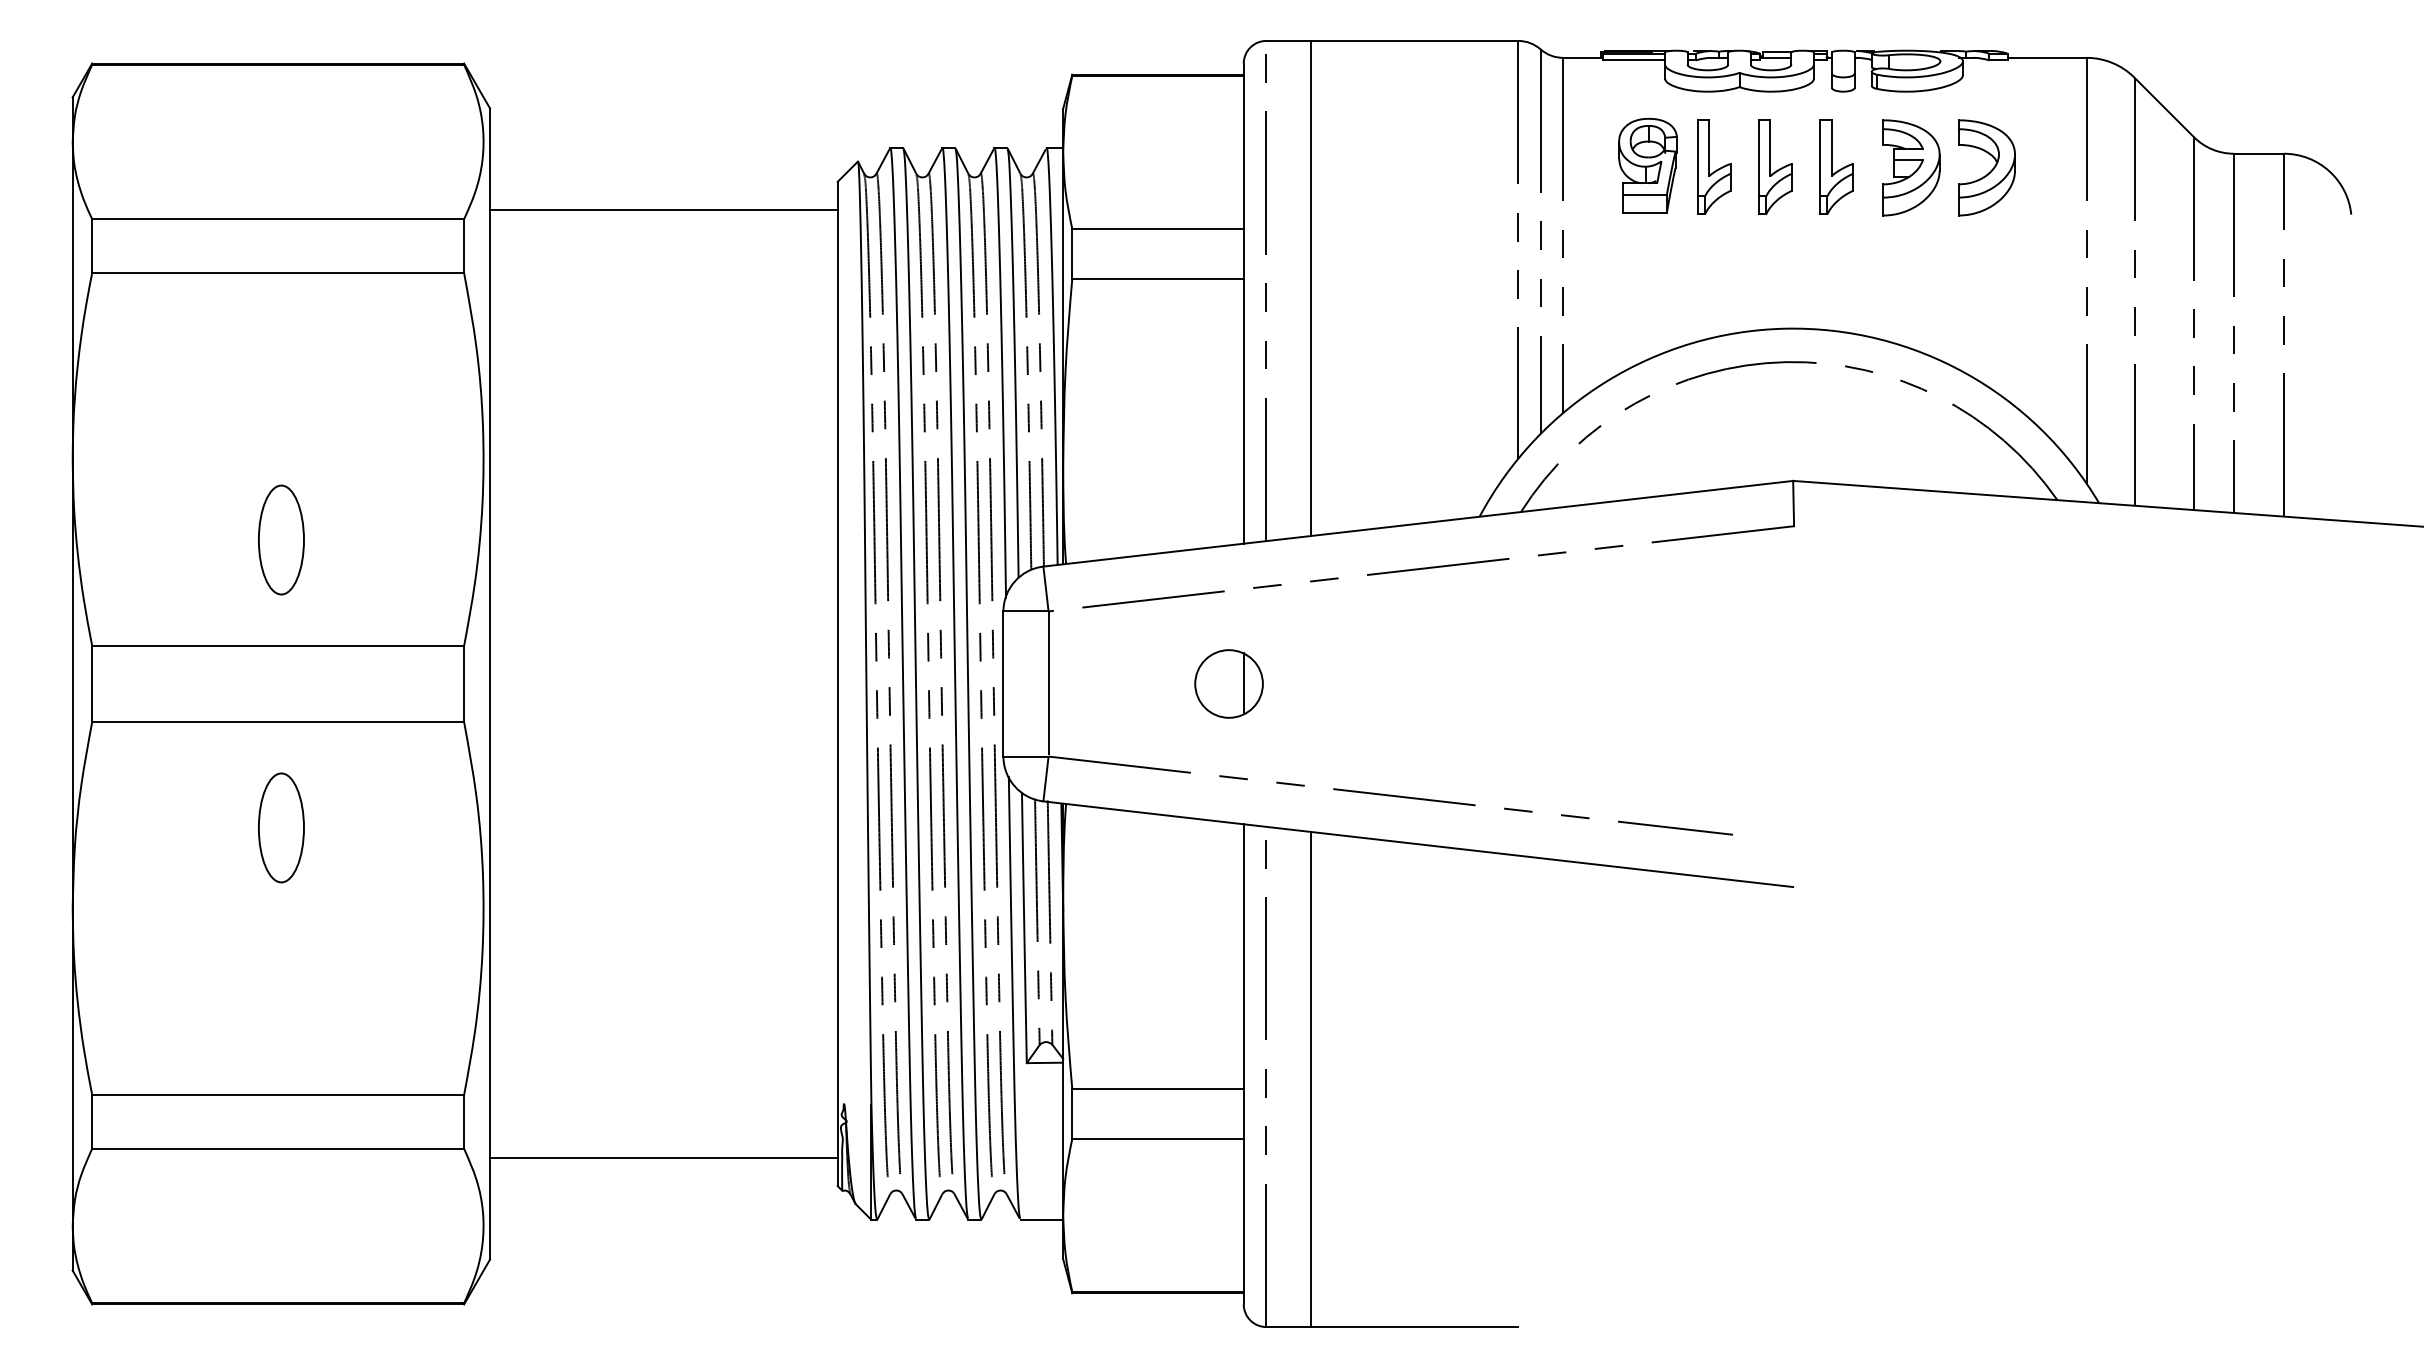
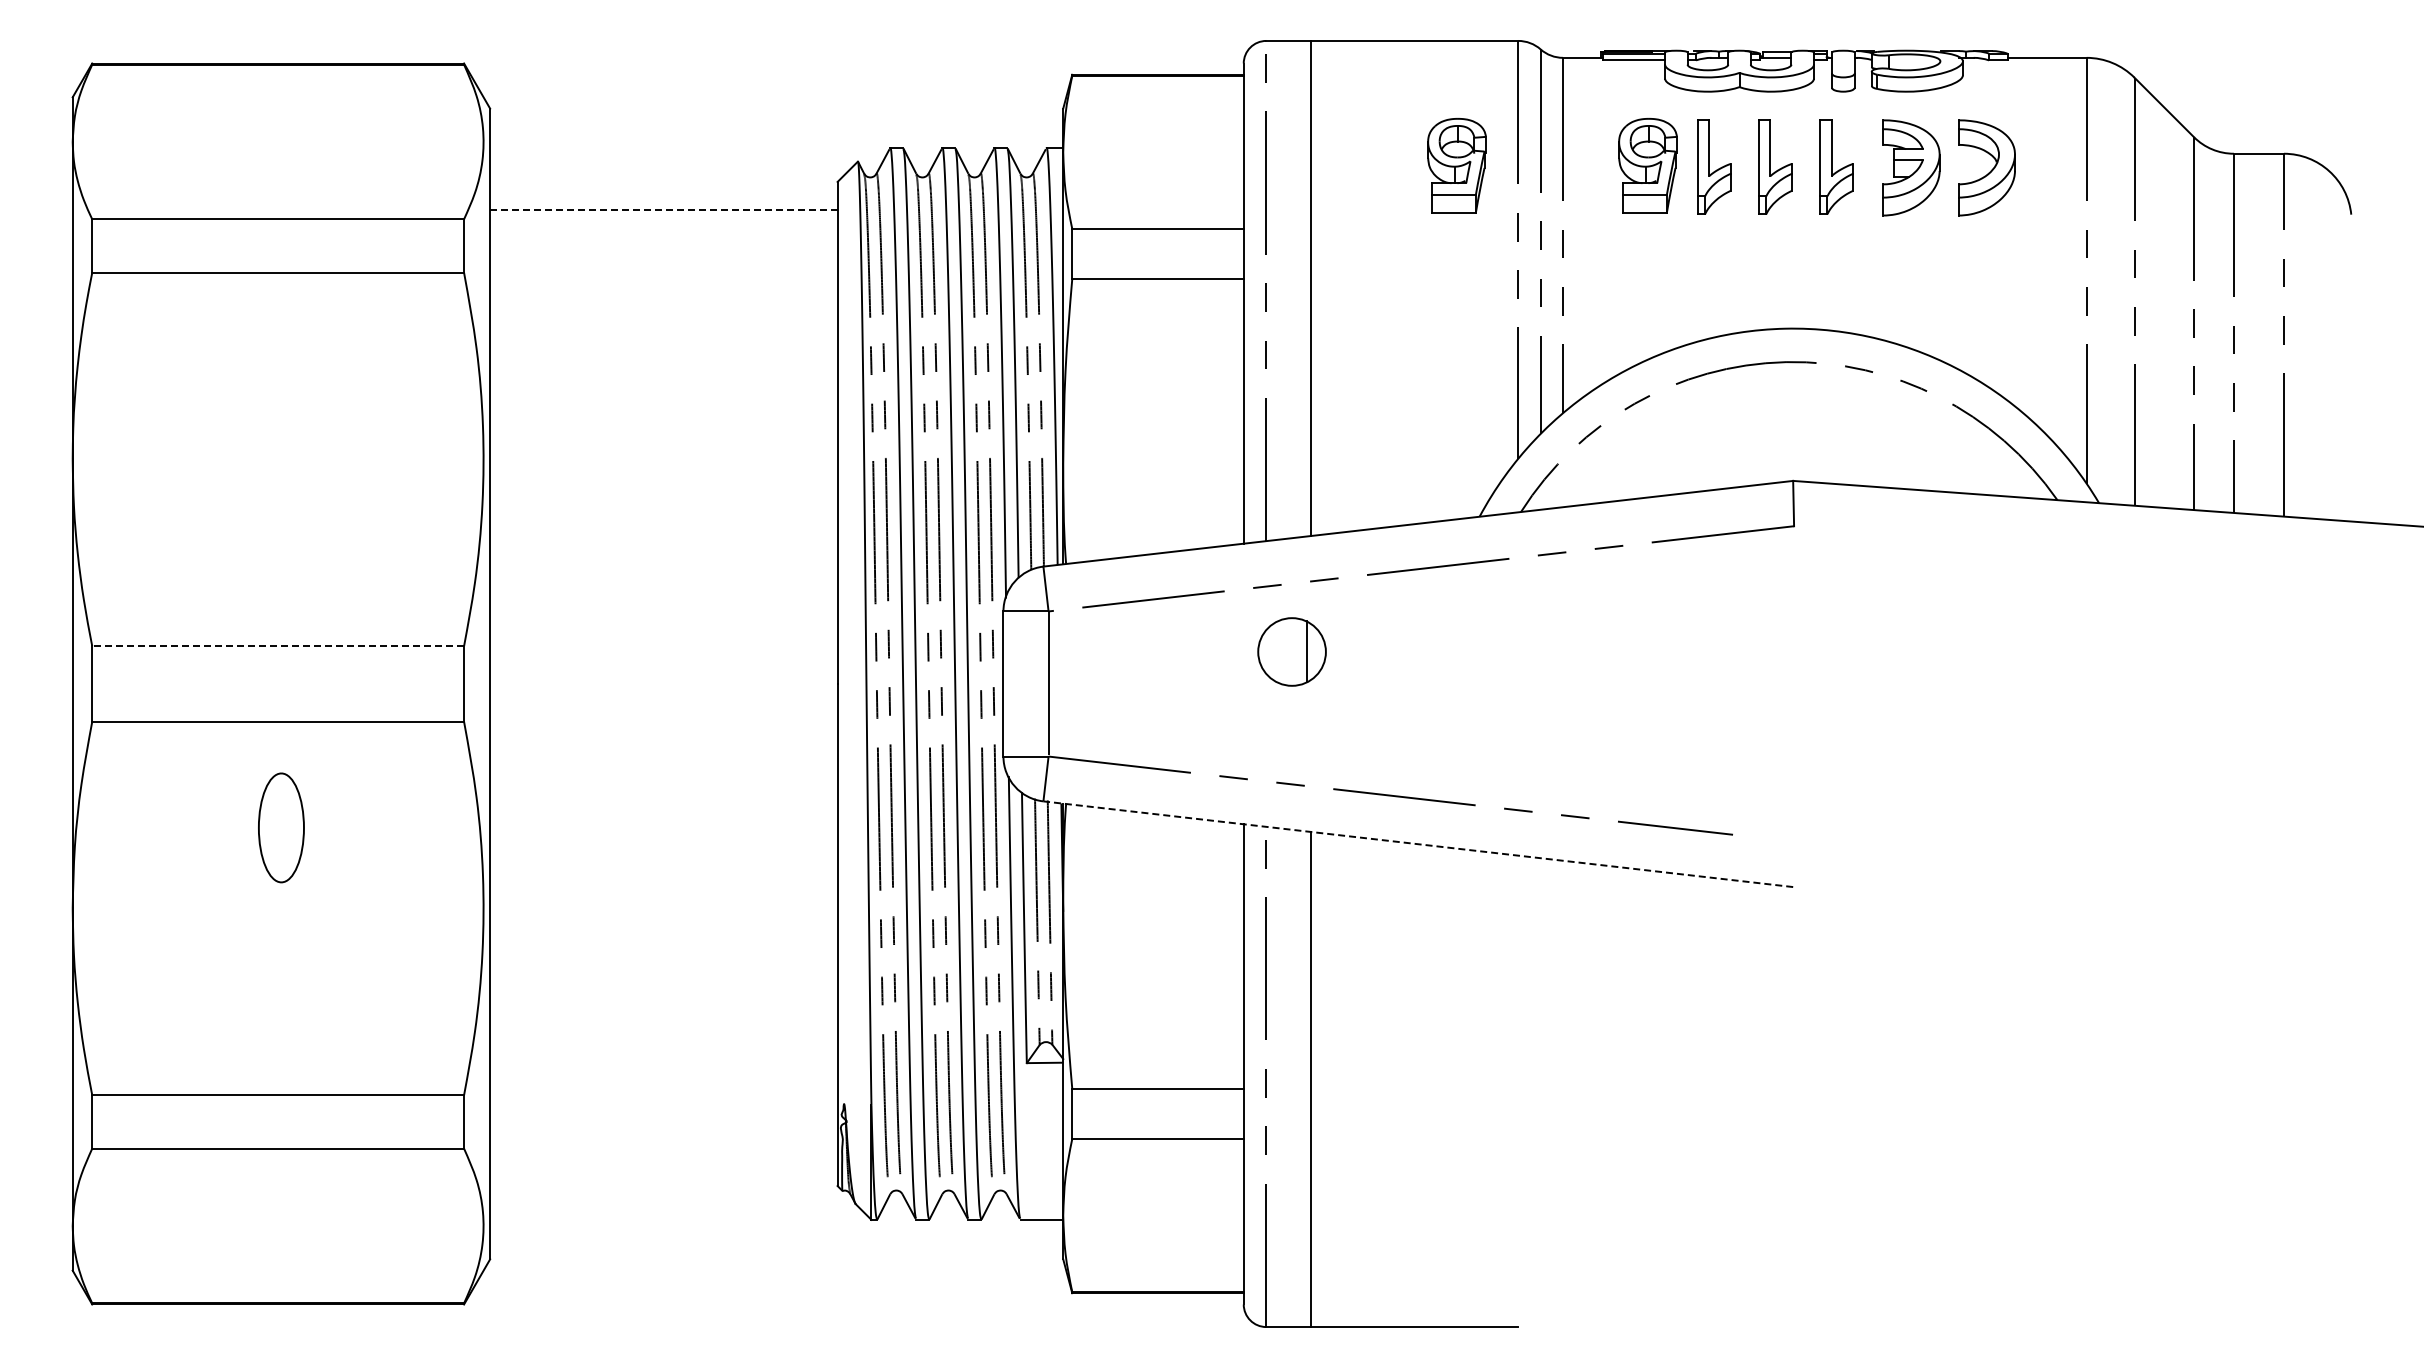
part: none -> present (1456, 165)
line: solid -> dashed (663, 210)
part: present -> none (281, 539)
line: solid -> dashed (278, 646)
part position: (1228, 683) -> (1291, 651) (1291, 651)
line: solid -> dashed (1417, 844)
line: present -> none (663, 1157)
